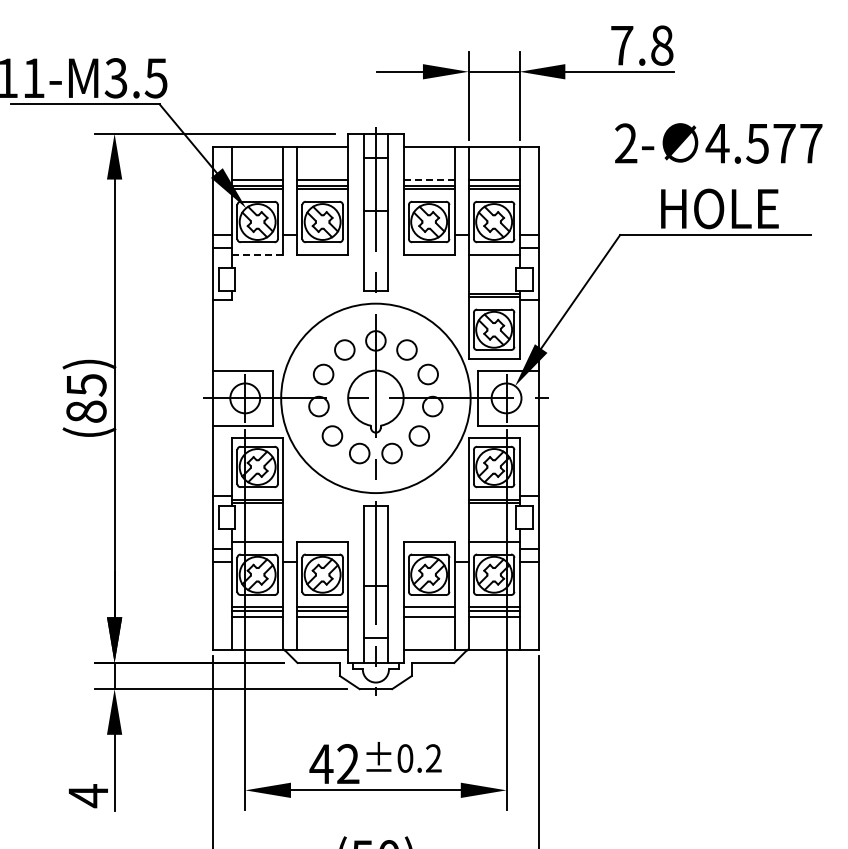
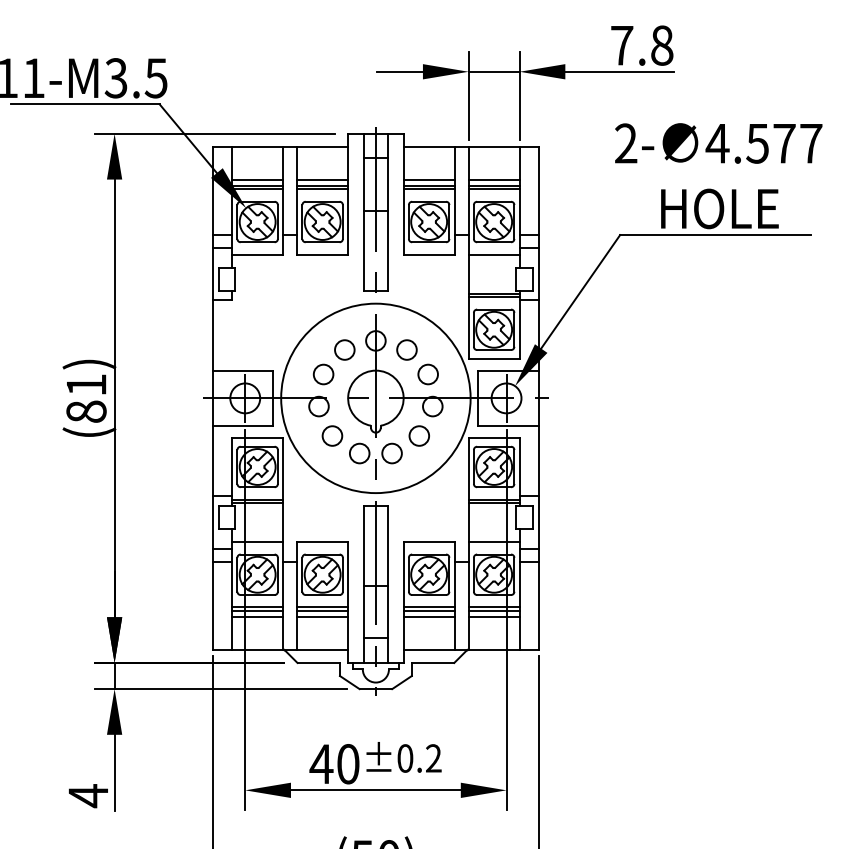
line: dashed -> solid (429, 179)
line: dashed -> solid (258, 254)
text: (85) -> (81) (86, 385)
line: none -> present (428, 610)
text: 42 -> 40 (348, 764)
